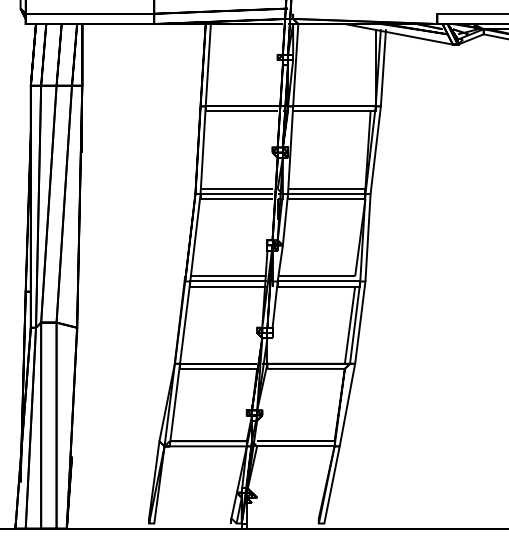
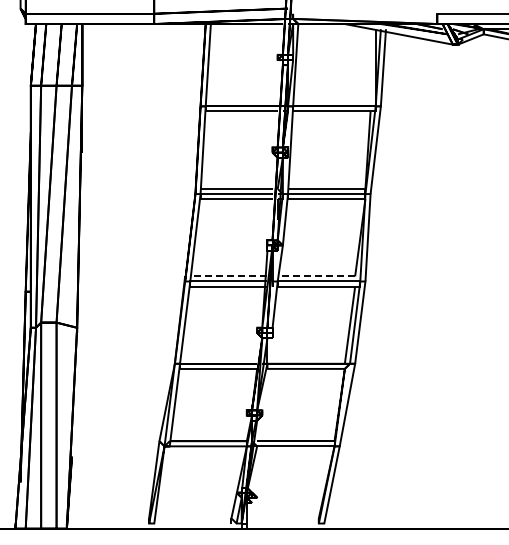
line: solid -> dashed (228, 276)
line: solid -> dashed (316, 276)
